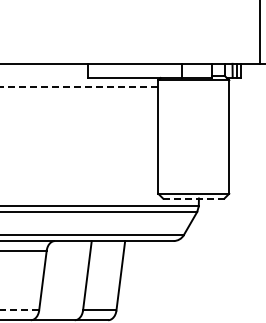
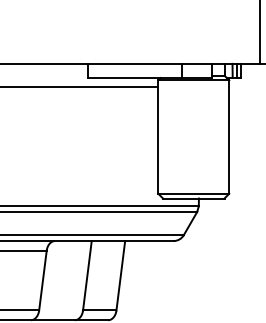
line: dashed -> solid (79, 87)
line: dashed -> solid (193, 198)
line: dashed -> solid (19, 310)
